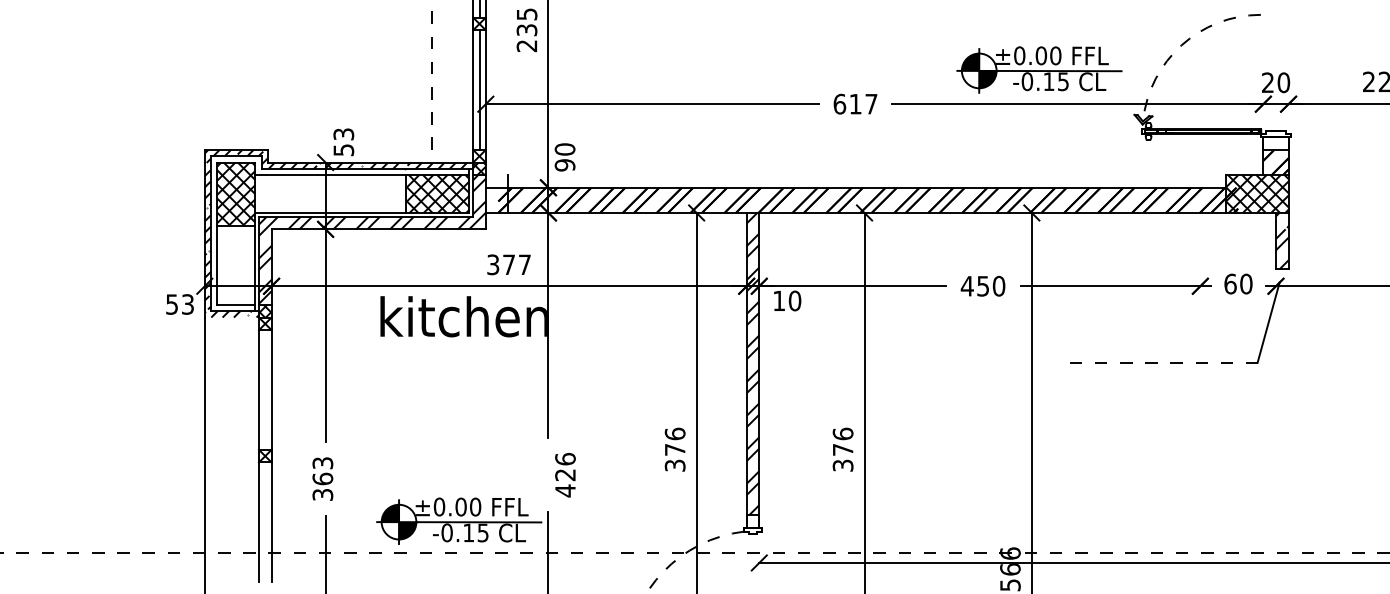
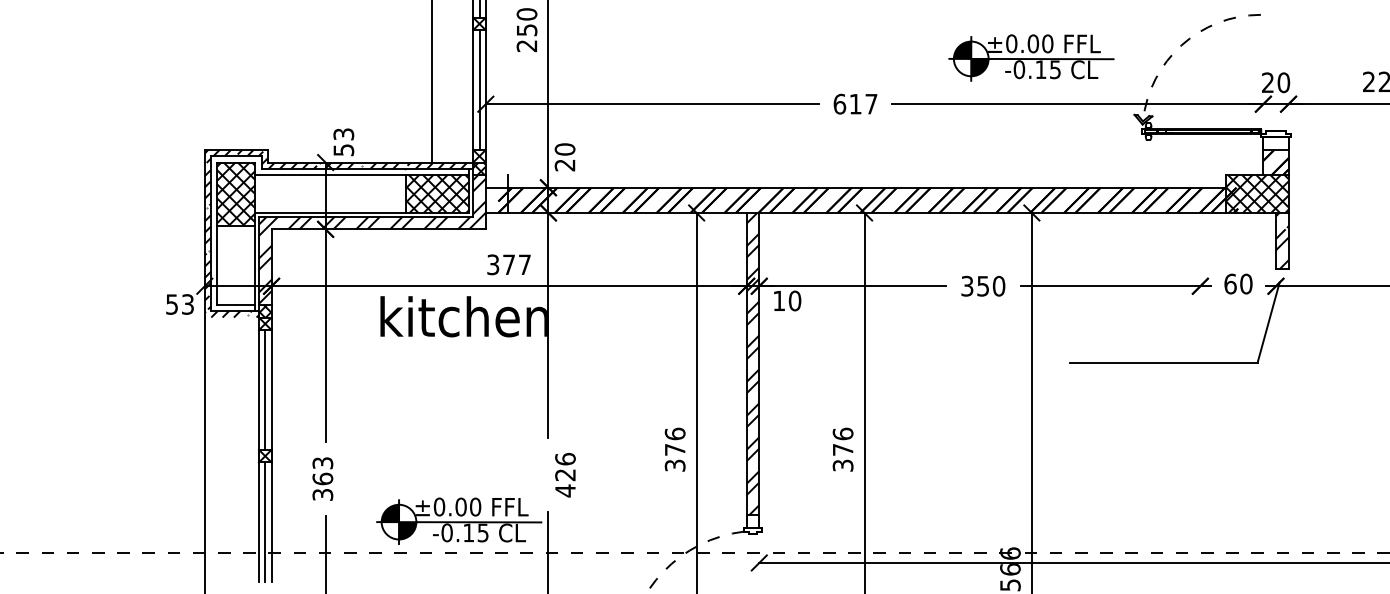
text: 235 -> 250 (526, 21)
part position: (1039, 69) -> (1031, 57) (1031, 57)
line: dashed -> solid (431, 81)
text: 90 -> 20 (564, 165)
text: 450 -> 350 (966, 285)
line: dashed -> solid (1164, 362)
line: none -> present (265, 389)
line: none -> present (265, 522)
